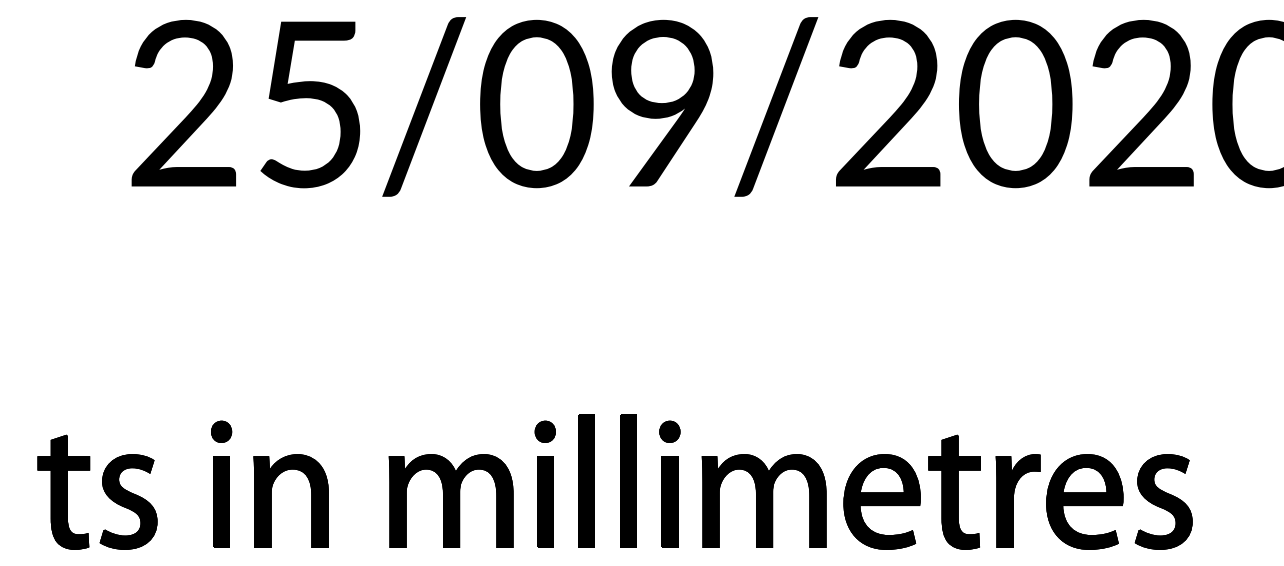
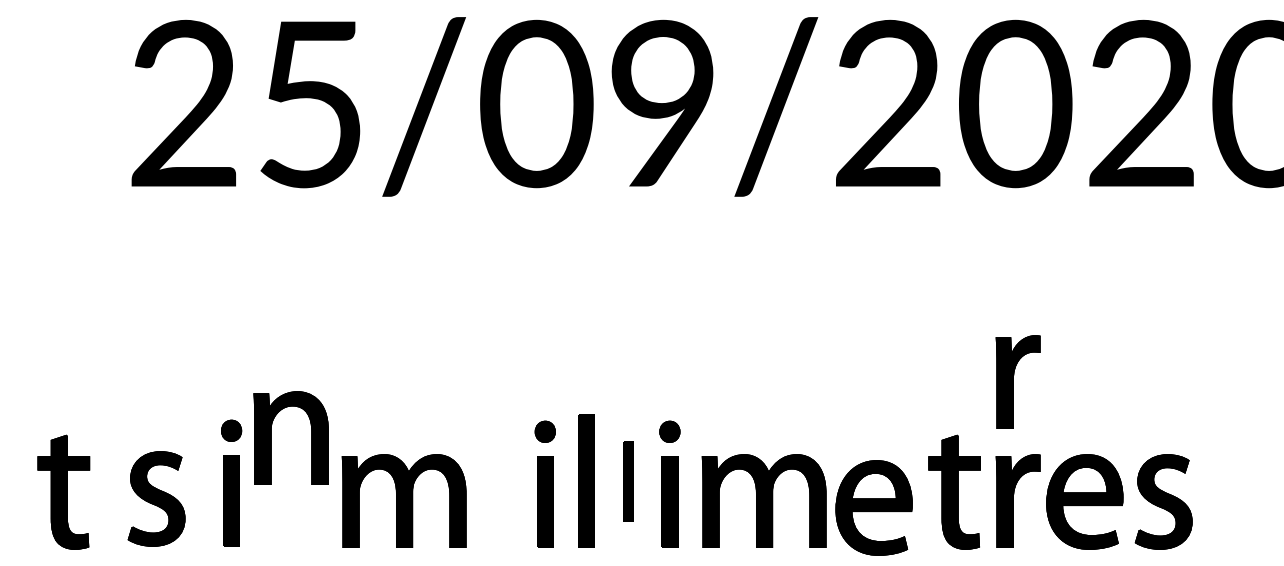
part: none -> present (1017, 381)
part size: 17x134 px -> 11x81 px (628, 481)
part position: (221, 483) -> (231, 482) (231, 482)
part position: (271, 500) -> (271, 437) (271, 437)
part position: (450, 500) -> (403, 500) (403, 500)
part position: (128, 501) -> (156, 498) (156, 498)
part position: (881, 501) -> (873, 507) (873, 507)
